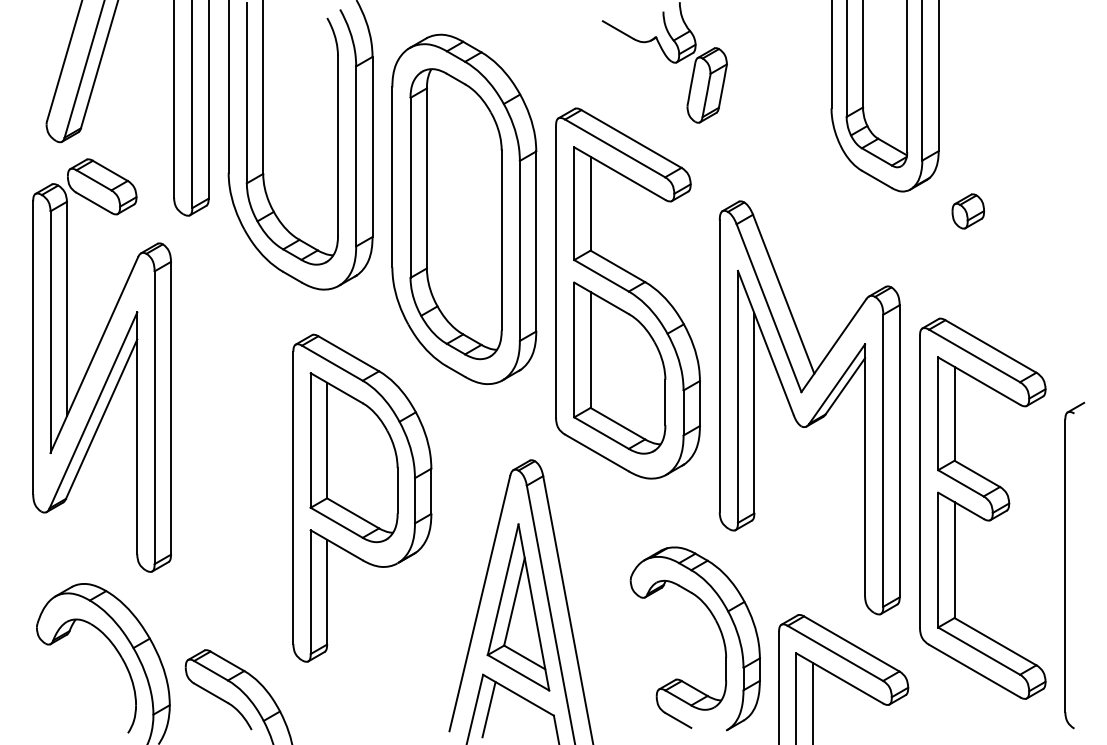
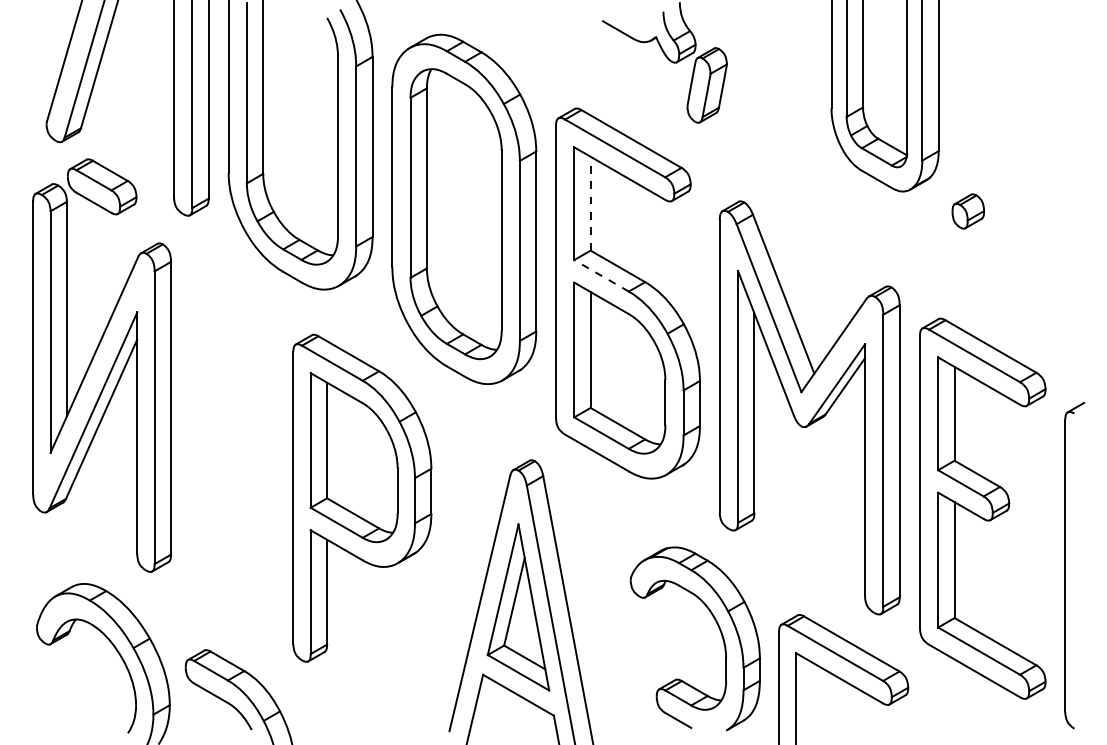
line: solid -> dashed (590, 203)
line: solid -> dashed (601, 275)
line: present -> none (812, 701)
line: present -> none (488, 709)
